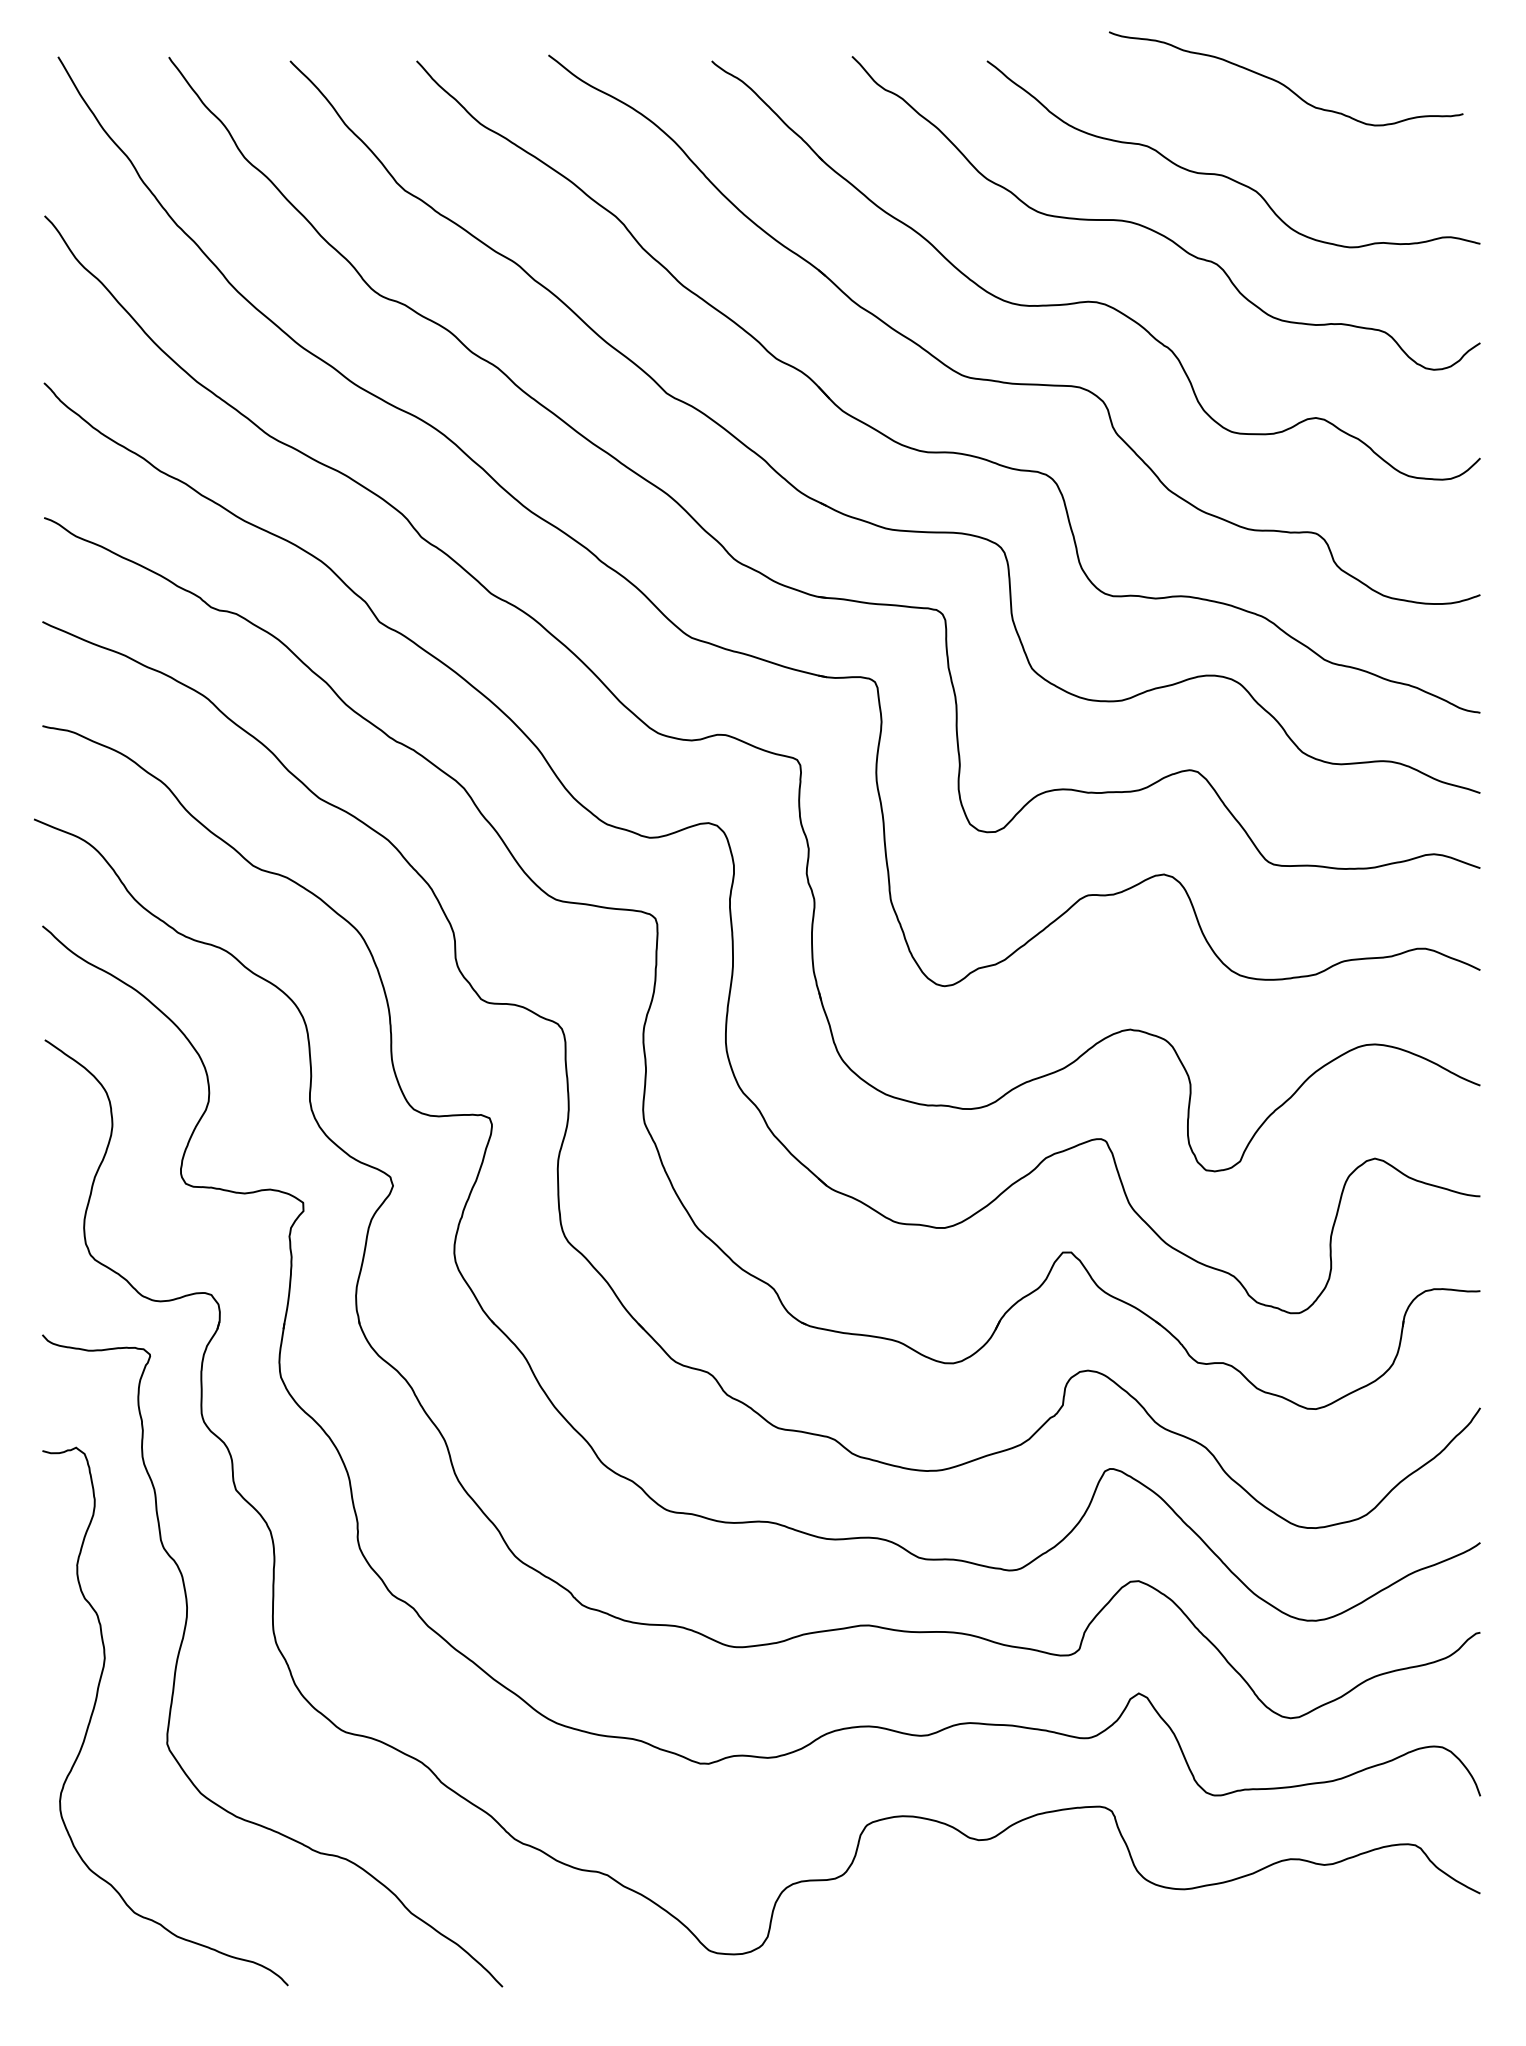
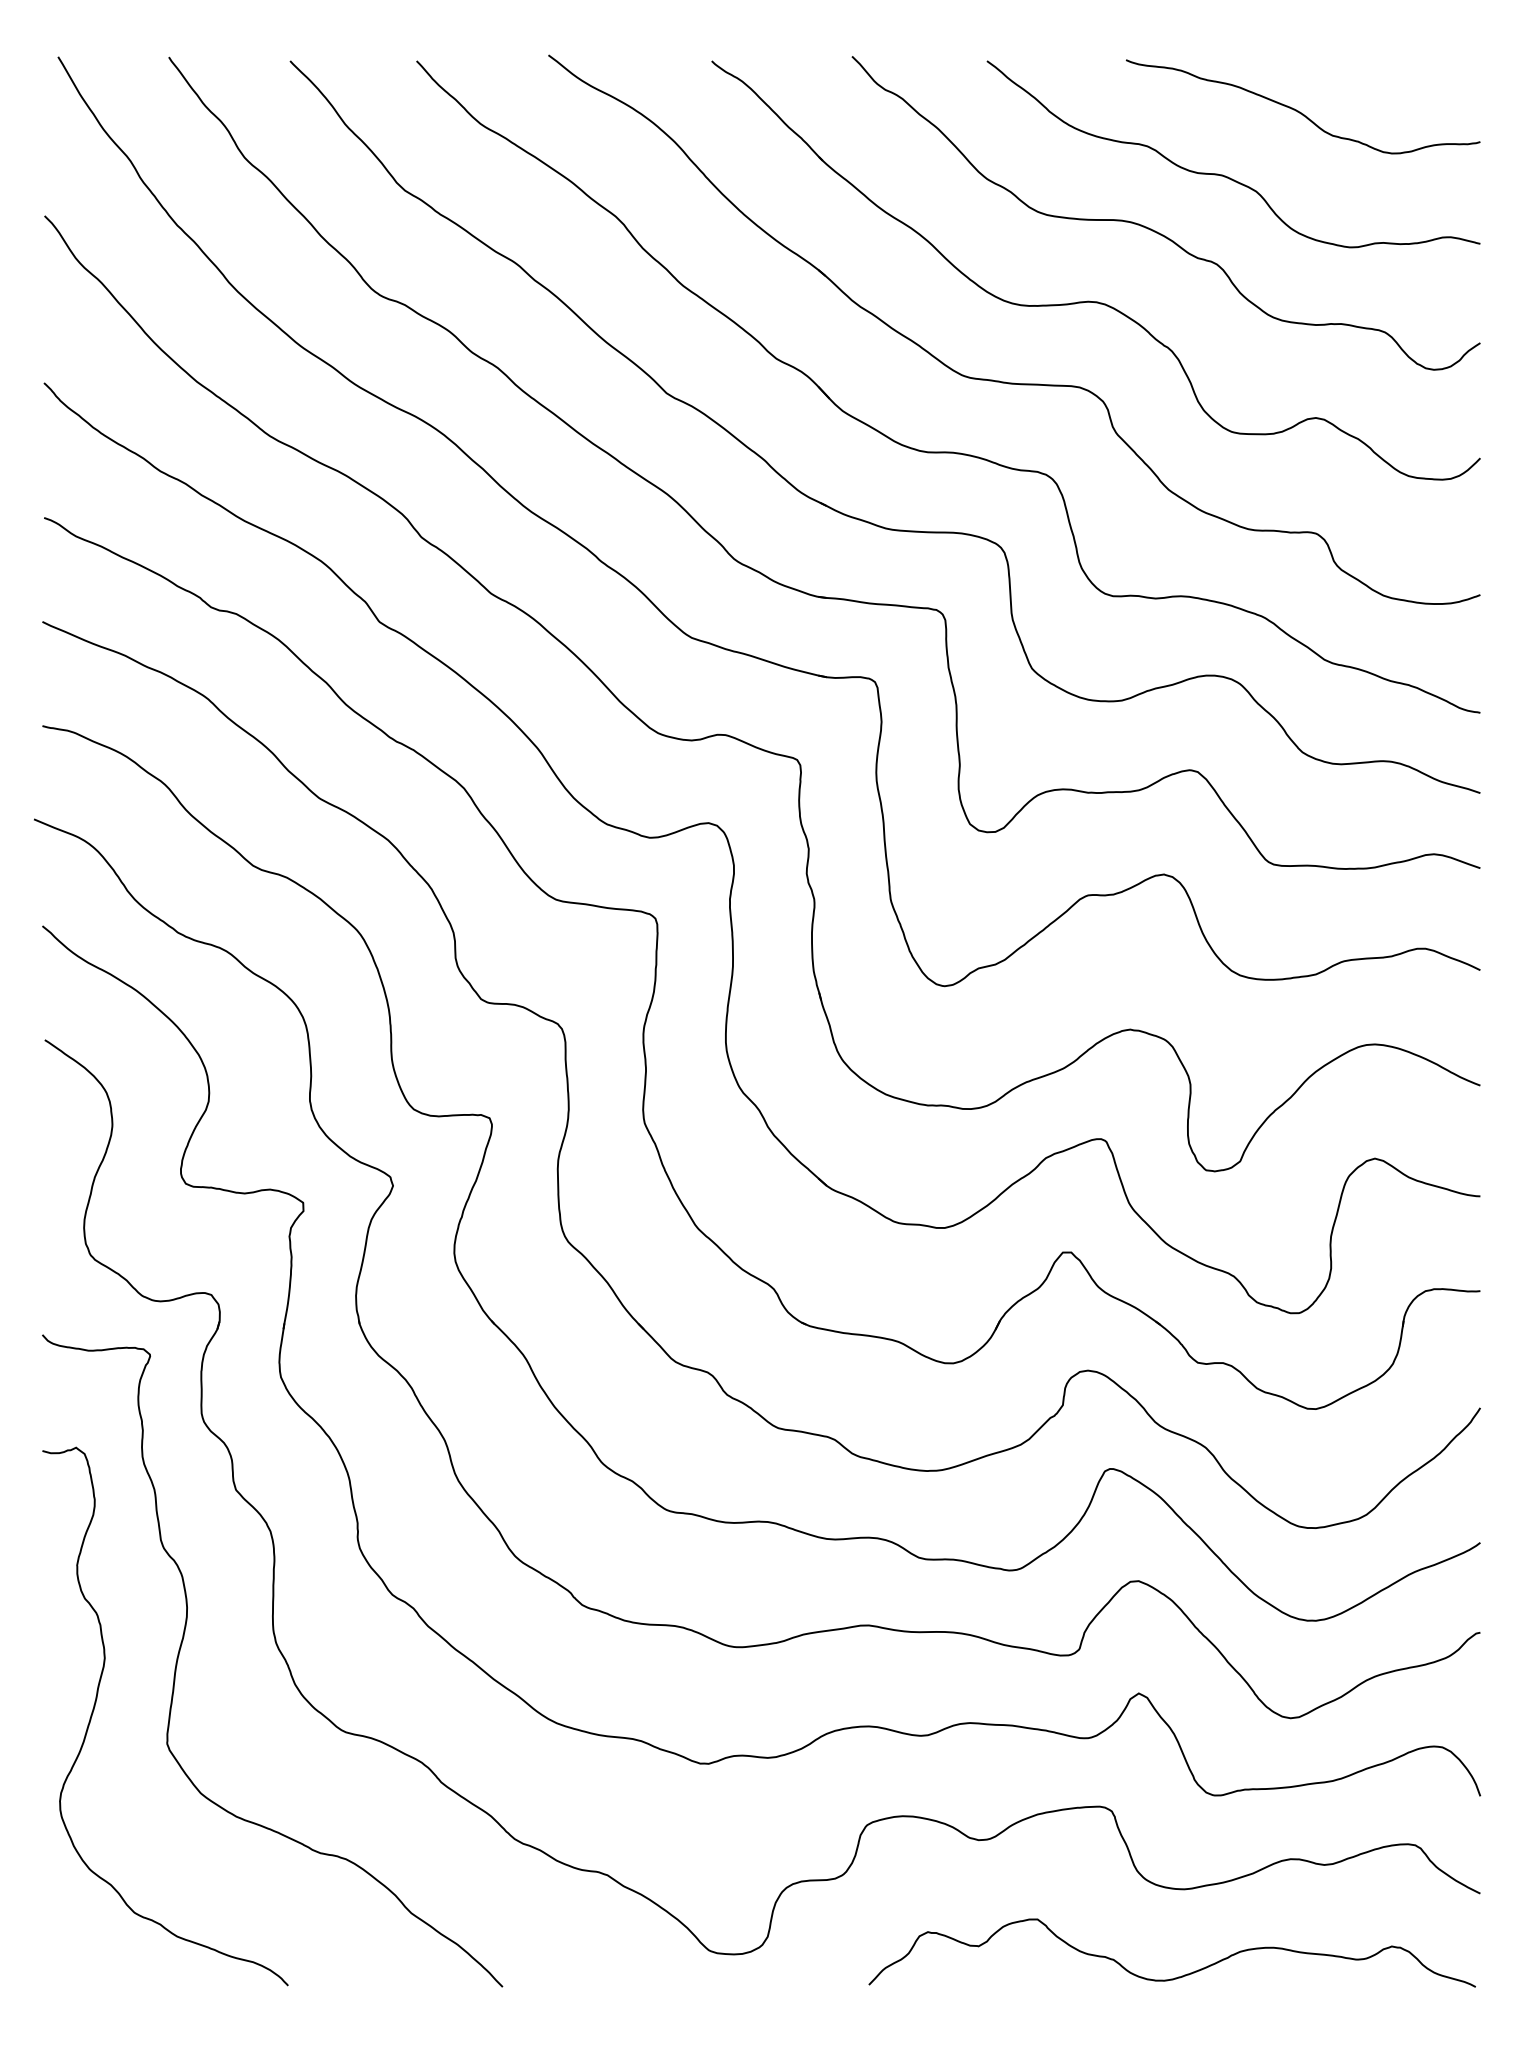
curve position: (1283, 83) -> (1300, 111) (1300, 111)
curve: none -> present (1178, 1976)
